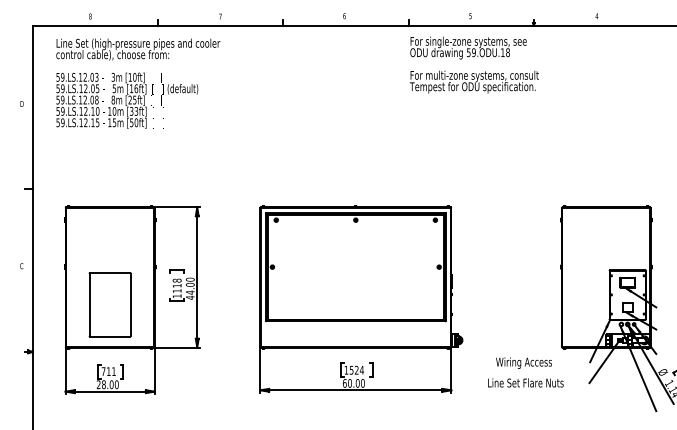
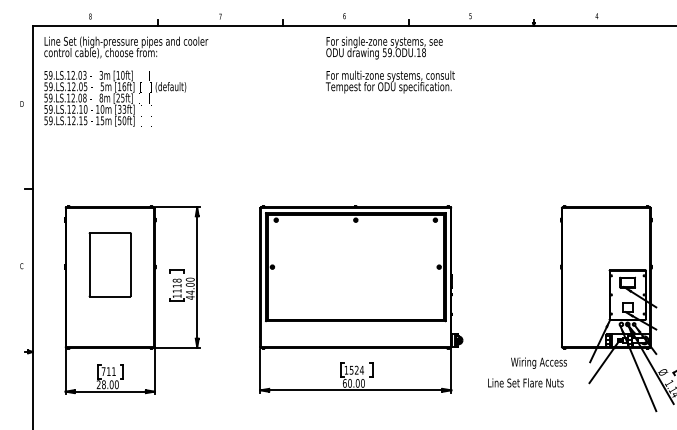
text position: (473, 64) -> (389, 64) (389, 64)
text position: (138, 83) -> (126, 81) (126, 81)
part position: (109, 304) -> (109, 264) (109, 264)
text position: (523, 362) -> (538, 362) (538, 362)
